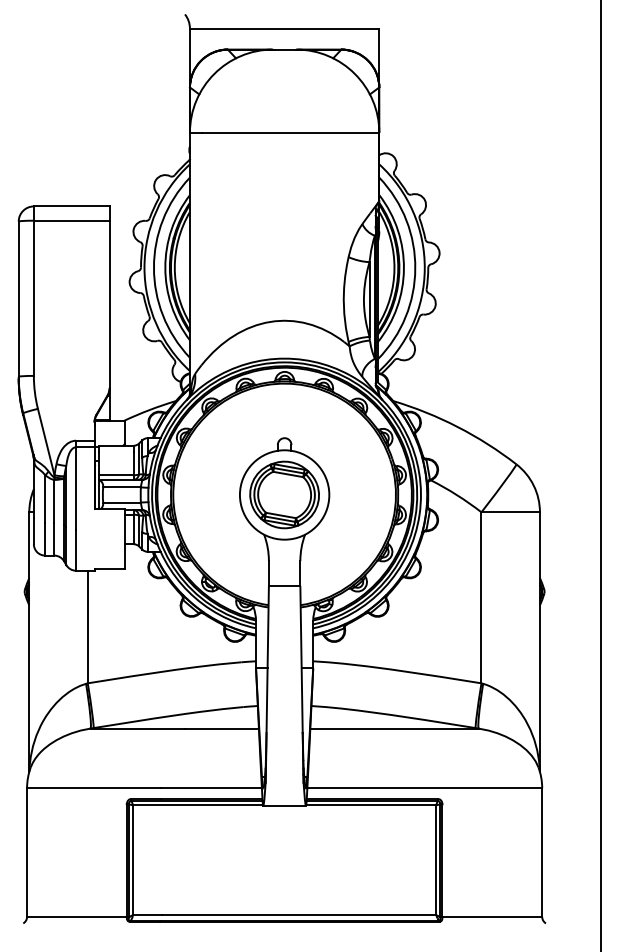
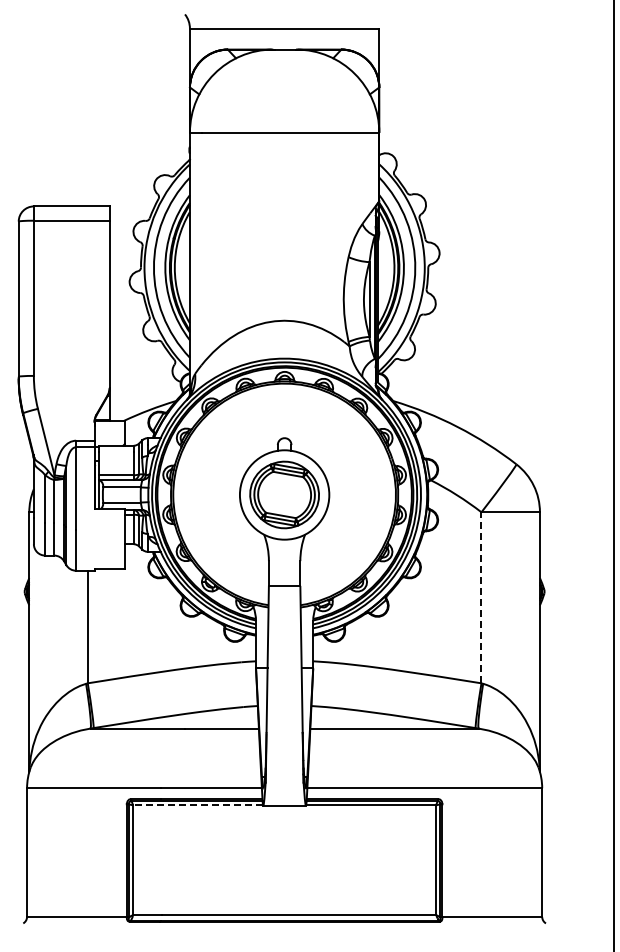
line position: (601, 475) -> (614, 475) (614, 475)
line: solid -> dashed (481, 597)
line: solid -> dashed (197, 805)
